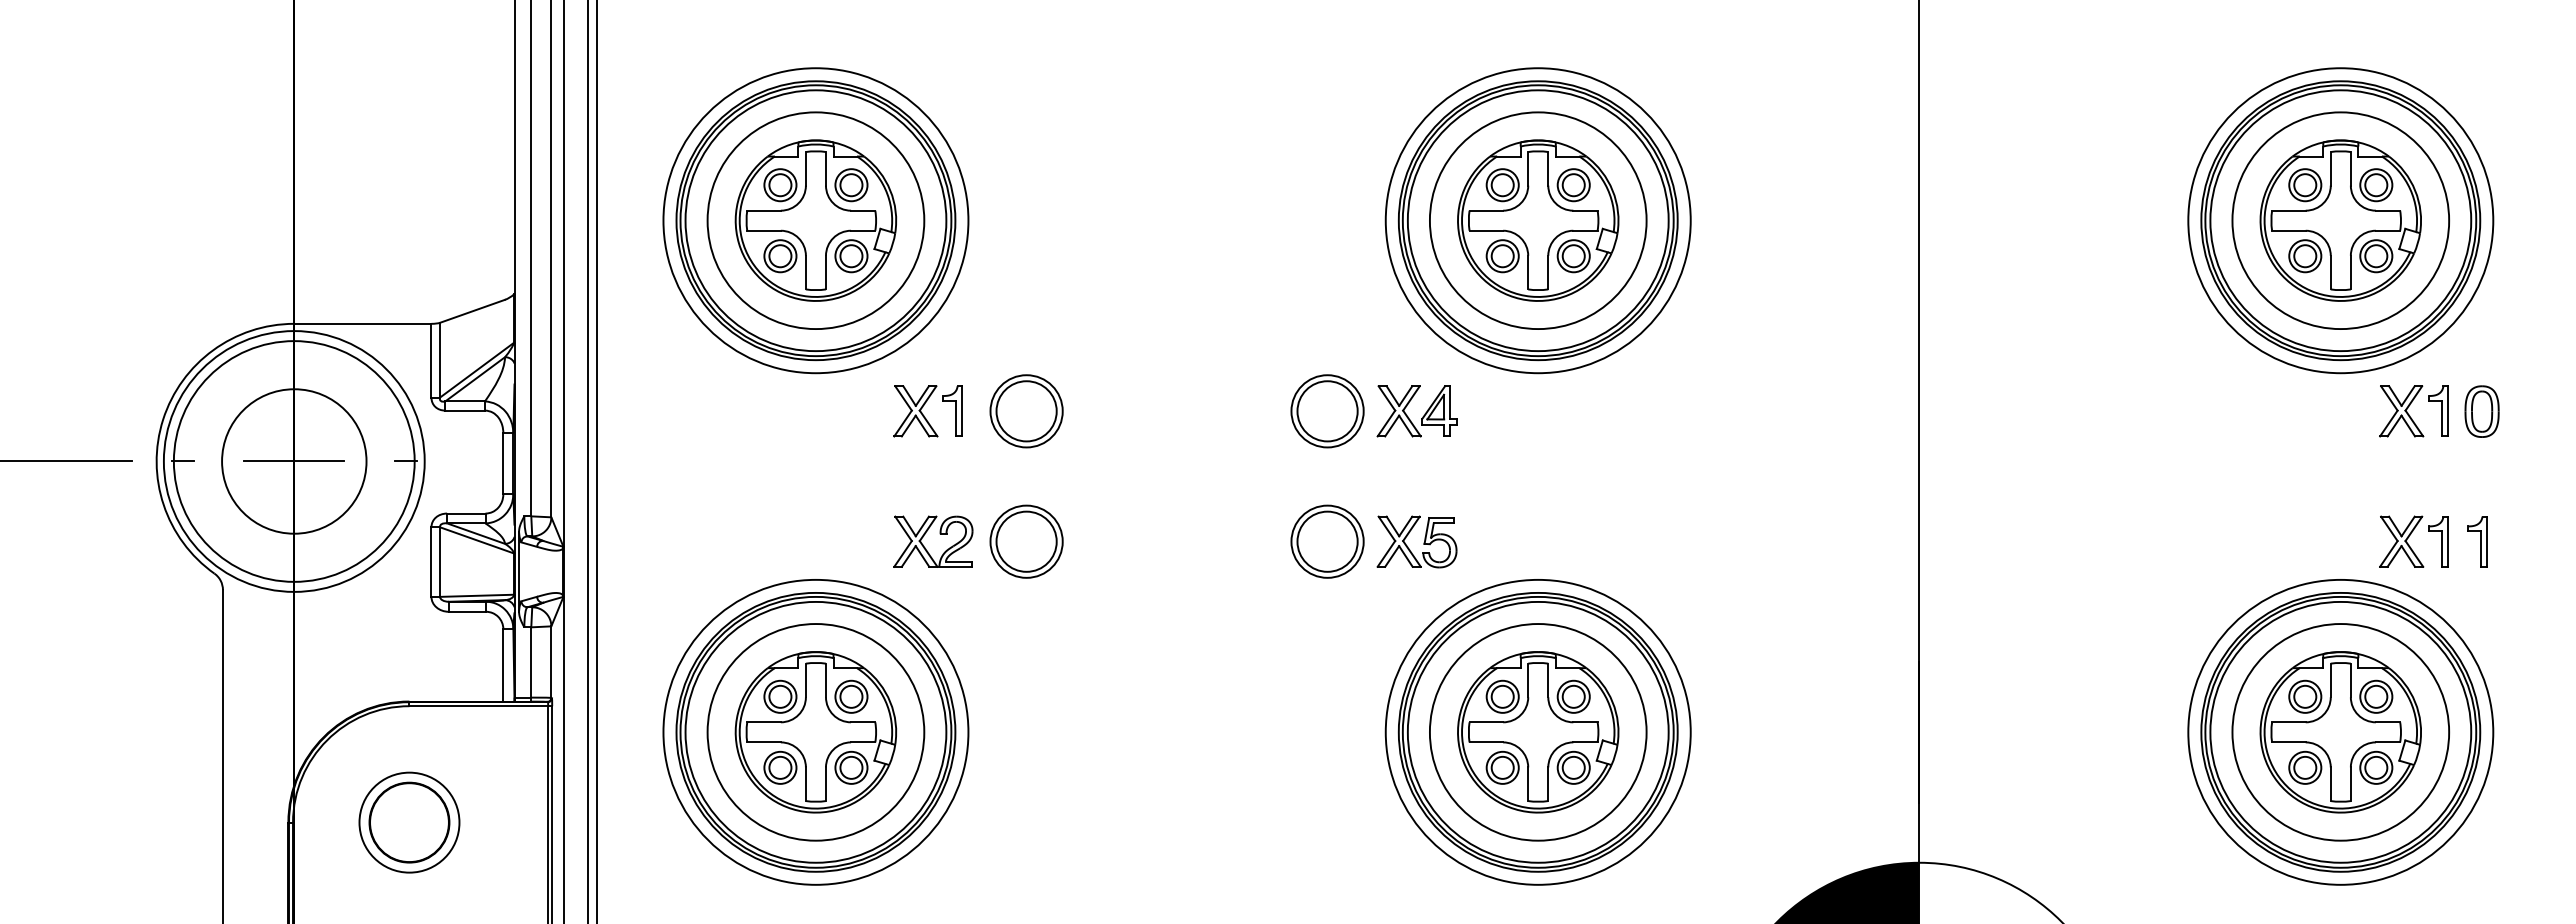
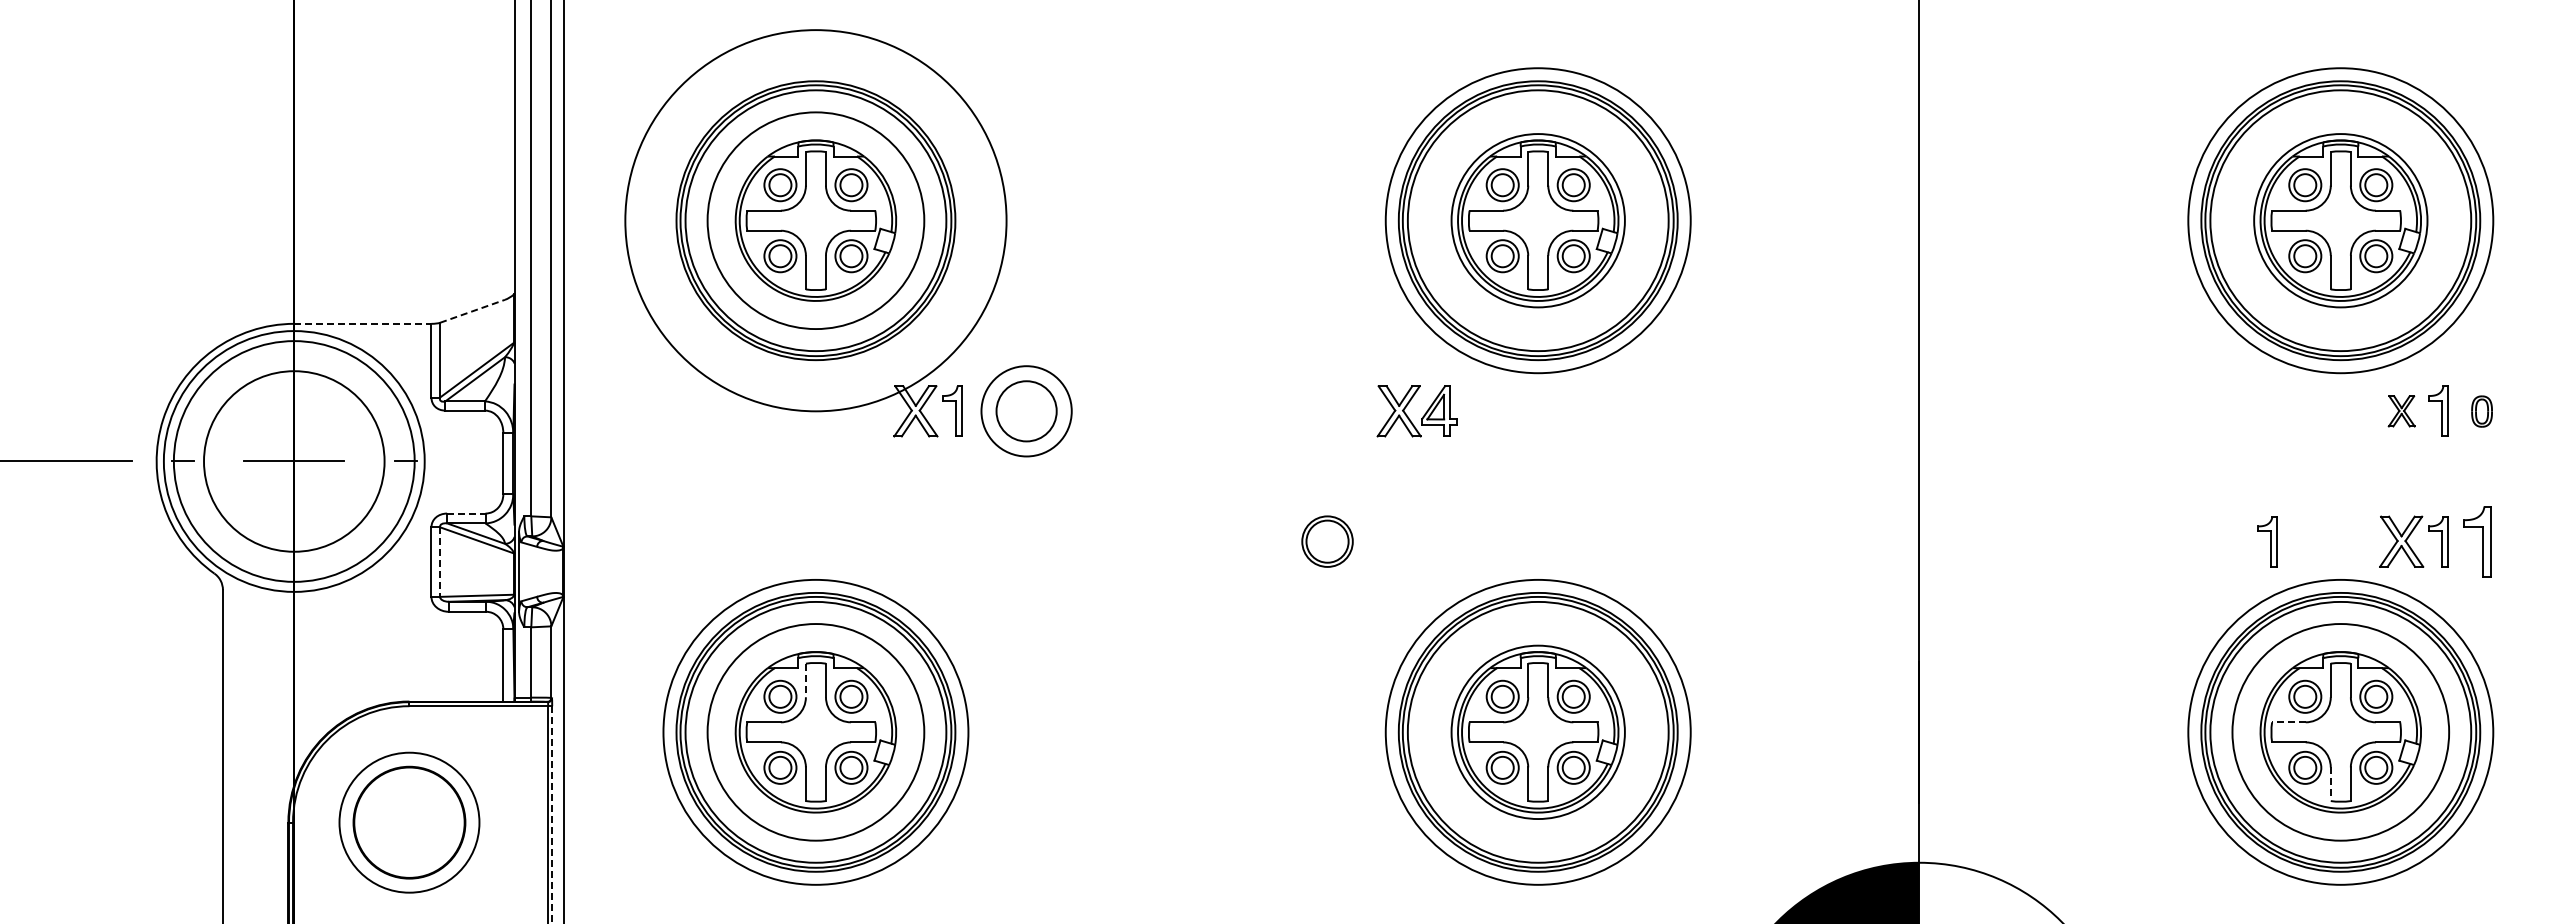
circle diameter: 305 px -> 381 px (815, 220)
circle diameter: 217 px -> 173 px (1537, 220)
circle diameter: 217 px -> 173 px (2340, 220)
line: solid -> dashed (472, 311)
line: solid -> dashed (362, 323)
circle diameter: 72 px -> 90 px (1026, 411)
part: present -> none (1327, 411)
part size: 46x53 px -> 29x33 px (2401, 411)
part size: 36x53 px -> 22x33 px (2481, 411)
circle diameter: 144 px -> 181 px (294, 461)
line: present -> none (588, 461)
line: present -> none (597, 461)
line: solid -> dashed (466, 513)
part: present -> none (940, 534)
part: present -> none (1026, 541)
part size: 75x75 px -> 53x53 px (1327, 541)
part: none -> present (2267, 541)
part size: 21x52 px -> 29x72 px (2477, 541)
part: present -> none (1423, 542)
line: solid -> dashed (440, 562)
line: solid -> dashed (805, 680)
line: solid -> dashed (2288, 722)
circle diameter: 217 px -> 173 px (1537, 732)
line: solid -> dashed (2330, 784)
line: solid -> dashed (552, 815)
part size: 103x103 px -> 143x143 px (409, 822)
